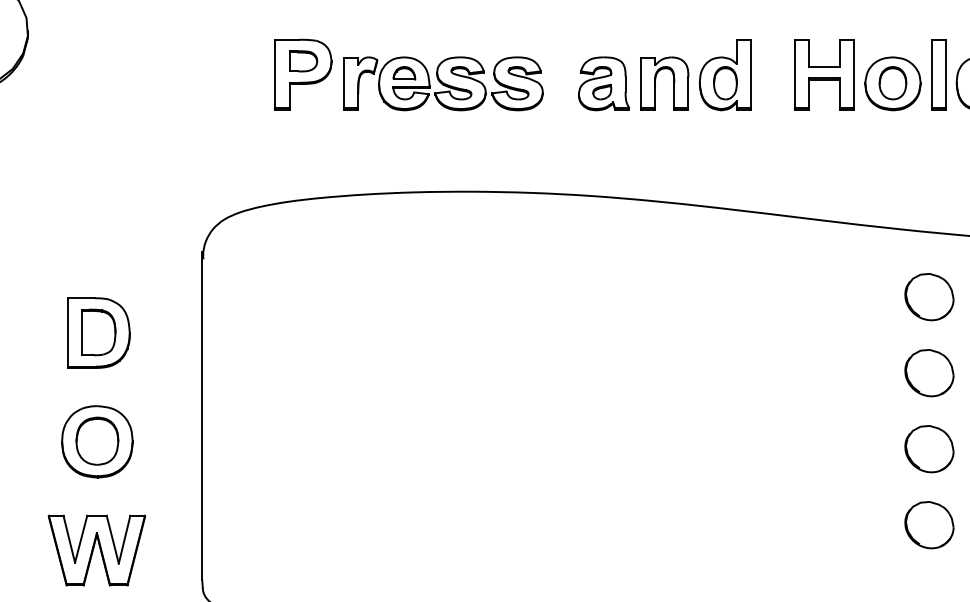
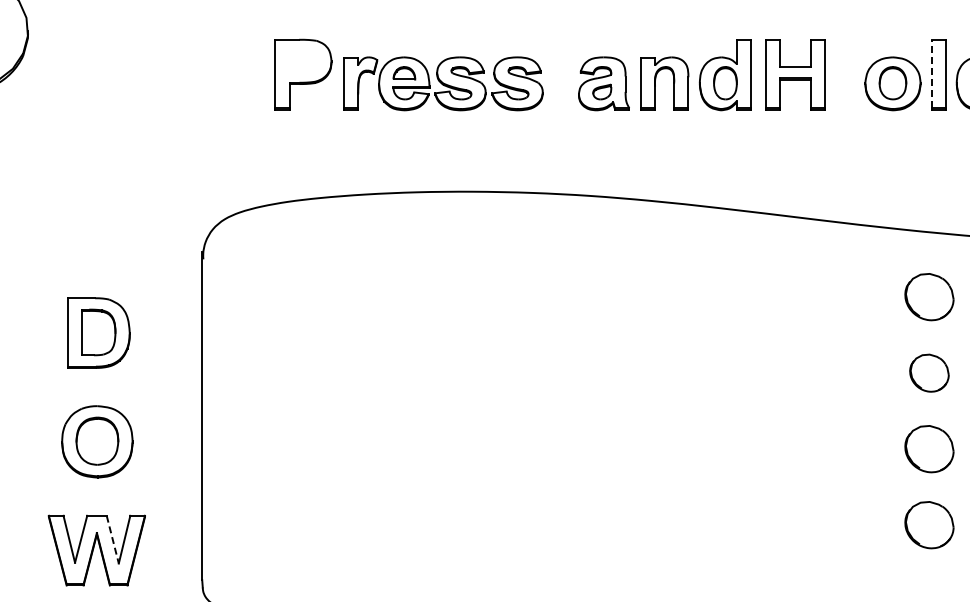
part: present -> none (303, 61)
line: solid -> dashed (931, 73)
part position: (824, 74) -> (795, 74) (795, 74)
part size: 51x49 px -> 41x40 px (929, 372)
line: solid -> dashed (112, 539)
